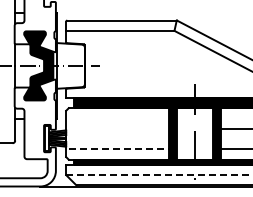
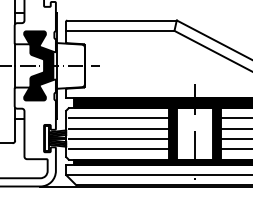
line: none -> present (118, 118)
line: none -> present (234, 118)
line: none -> present (118, 128)
line: none -> present (118, 139)
line: none -> present (234, 139)
line: dashed -> solid (119, 149)
line: dashed -> solid (160, 175)
